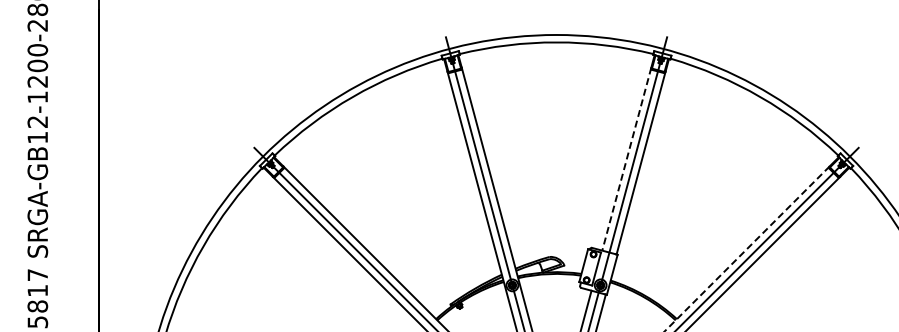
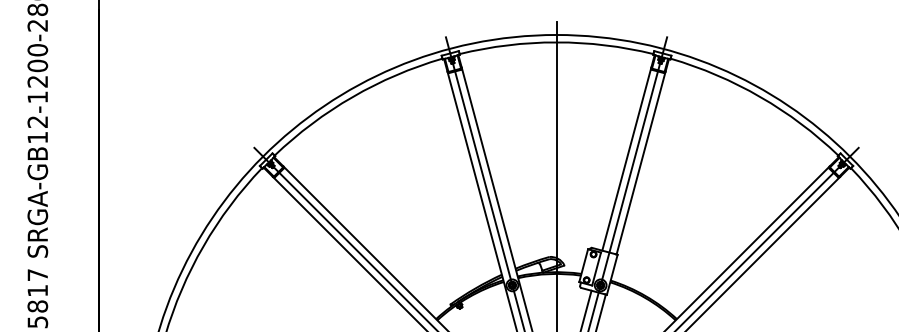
line: dashed -> solid (626, 159)
line: none -> present (556, 175)
line: dashed -> solid (747, 248)
